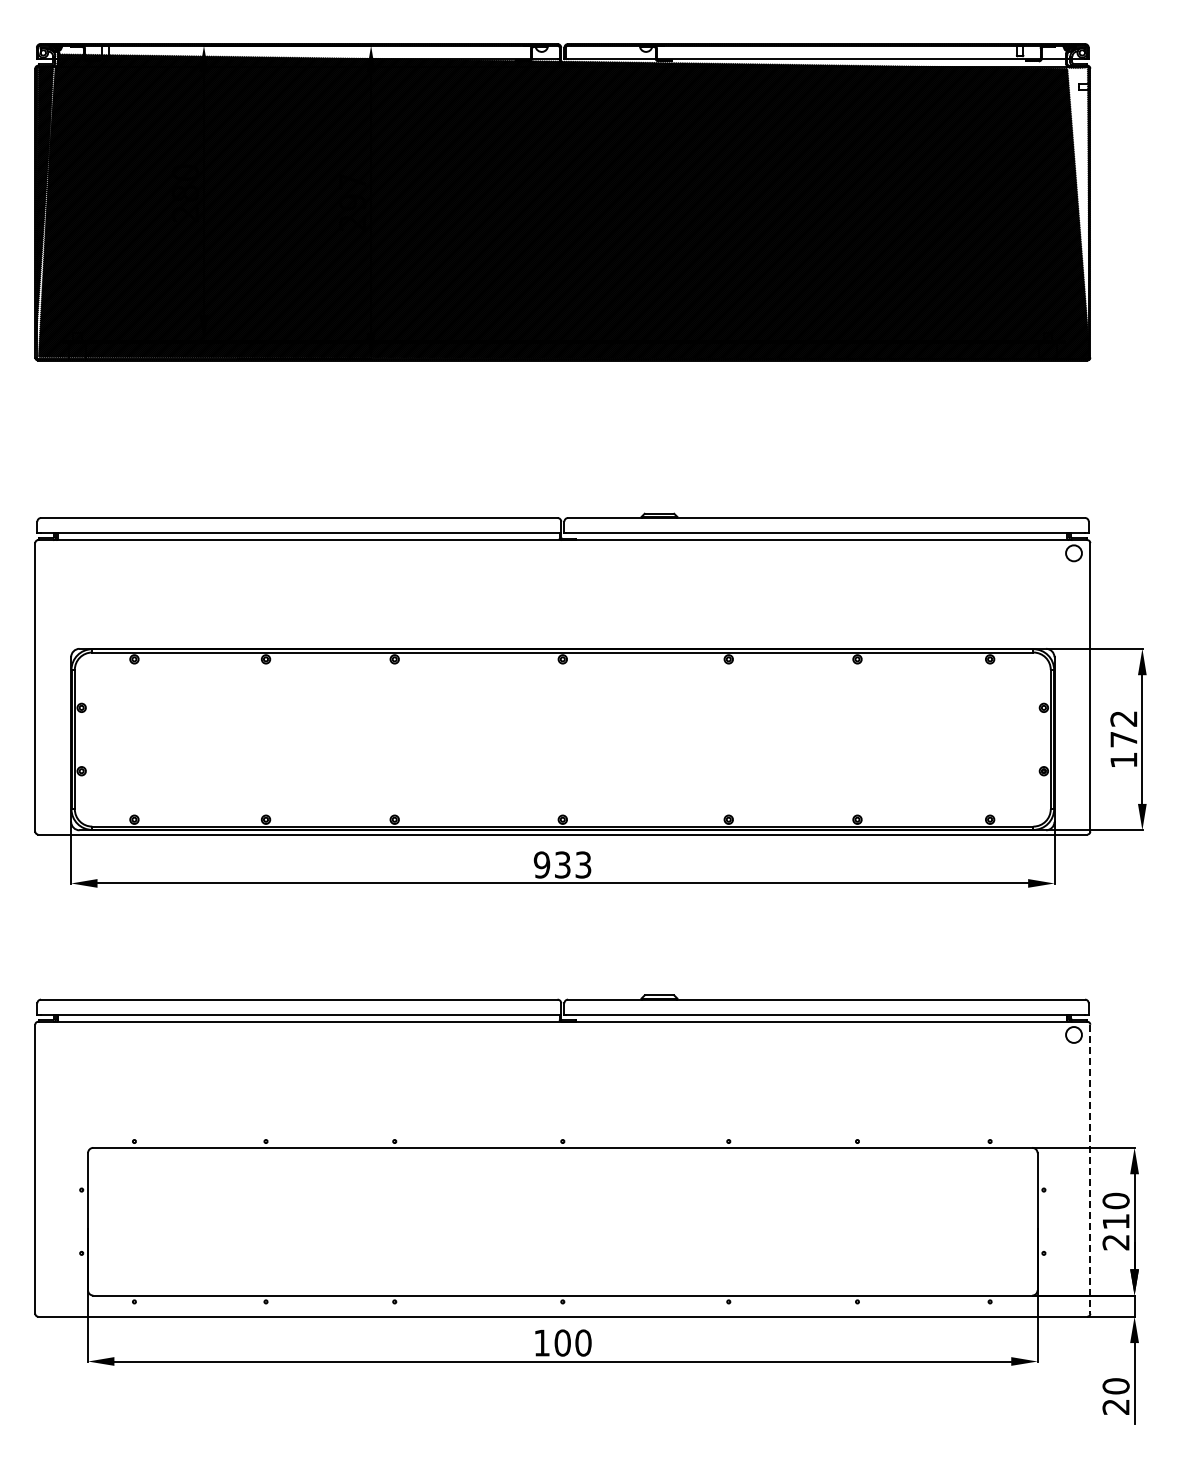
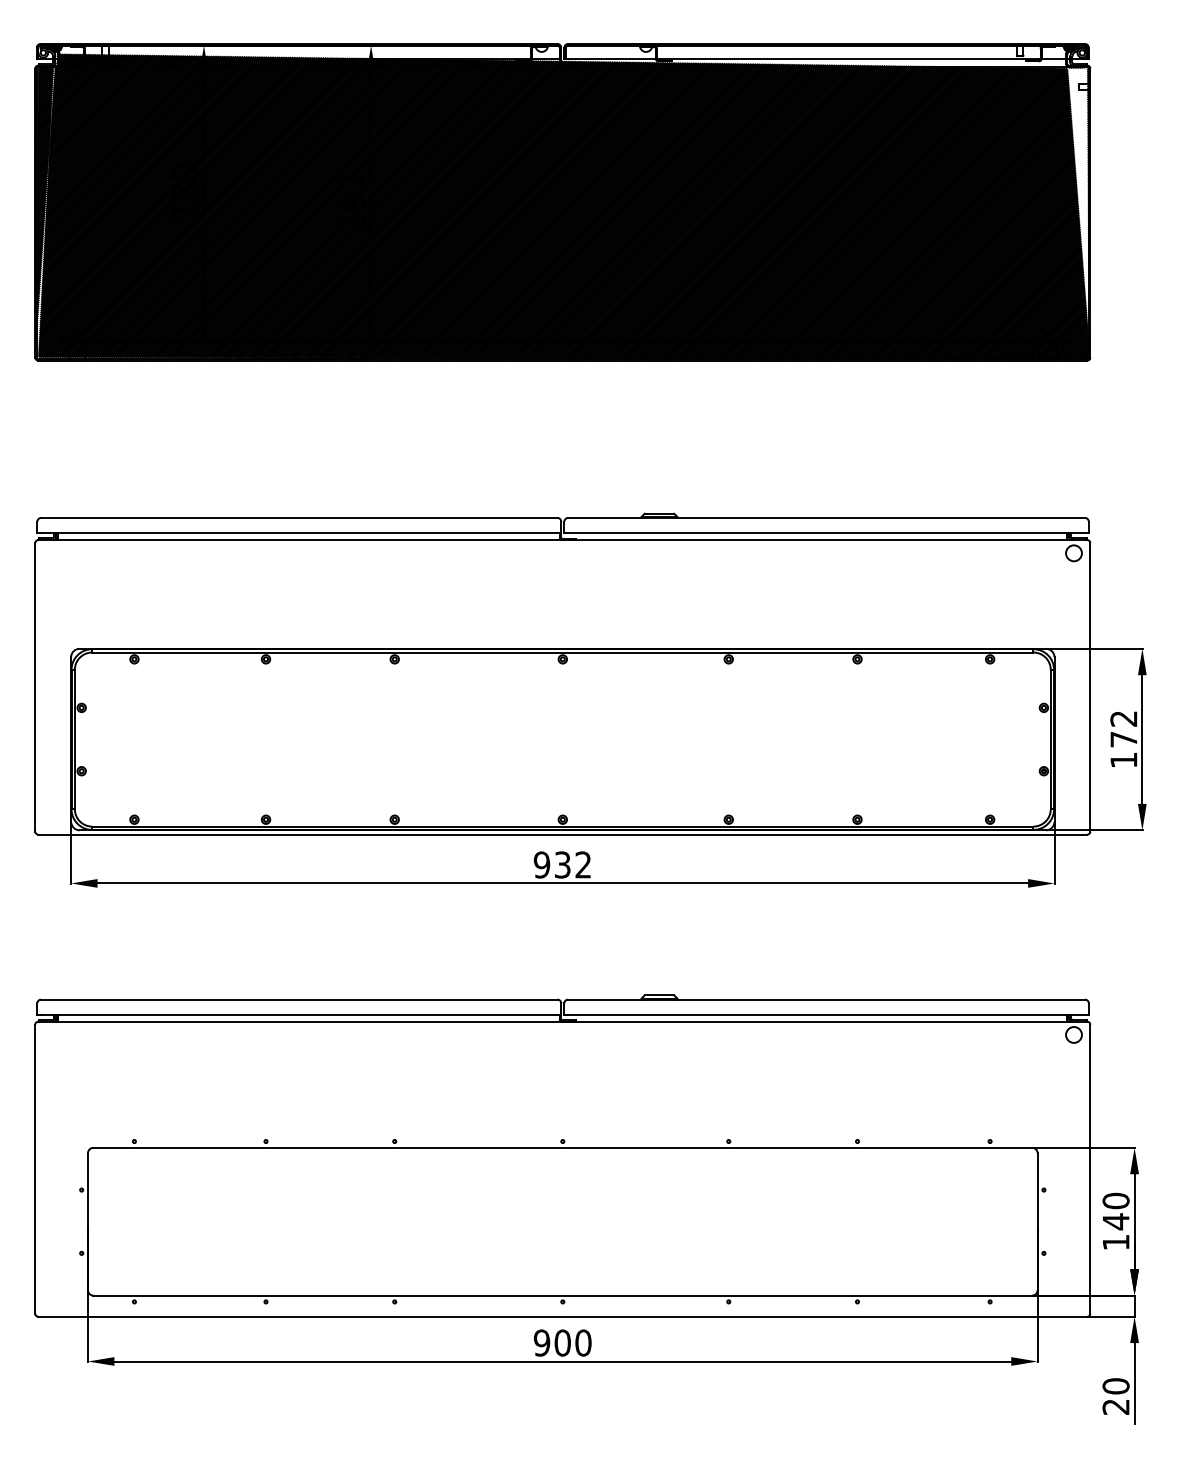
text: 933 -> 932 (583, 864)
line: dashed -> solid (1090, 1169)
text: 210 -> 140 (1115, 1231)
text: 100 -> 900 (541, 1342)
